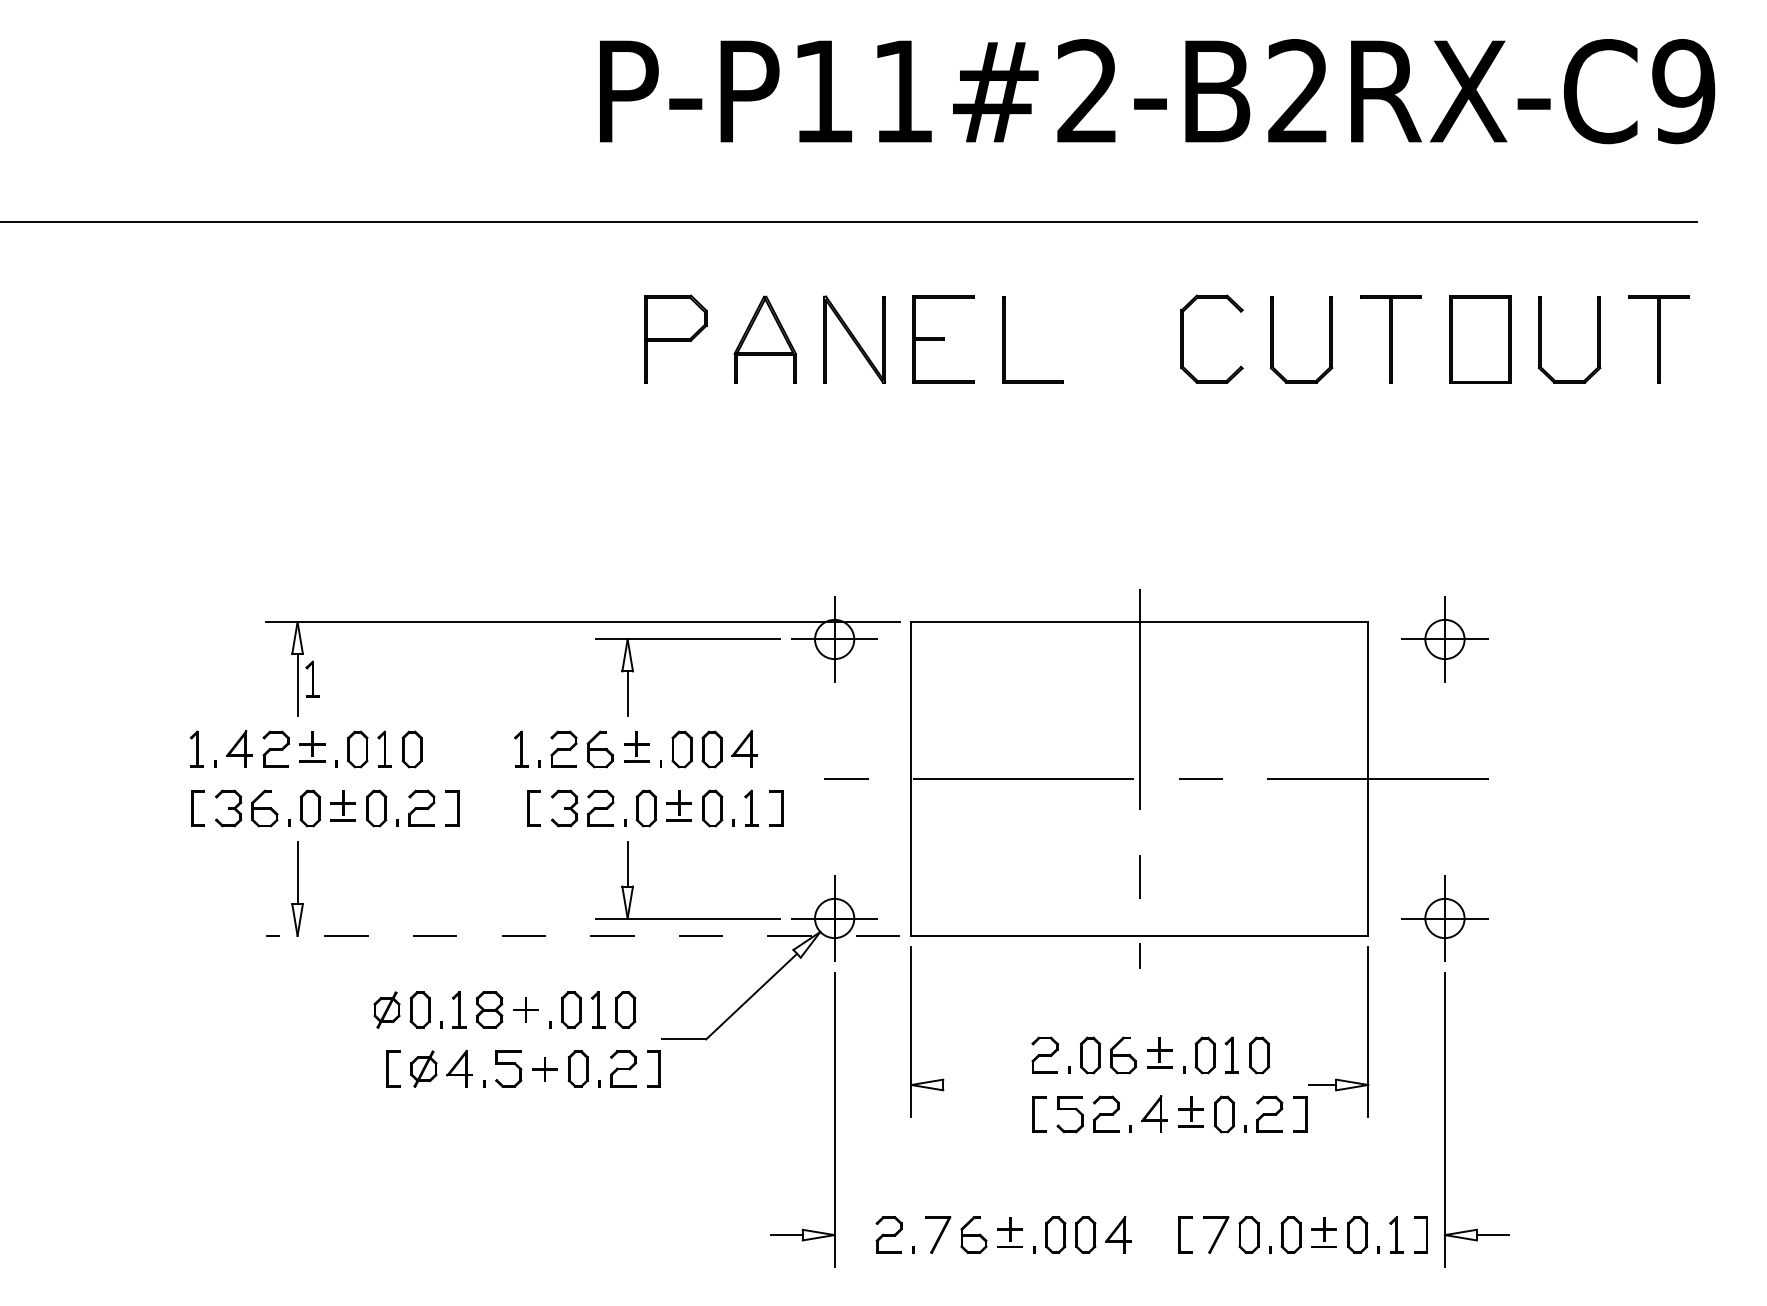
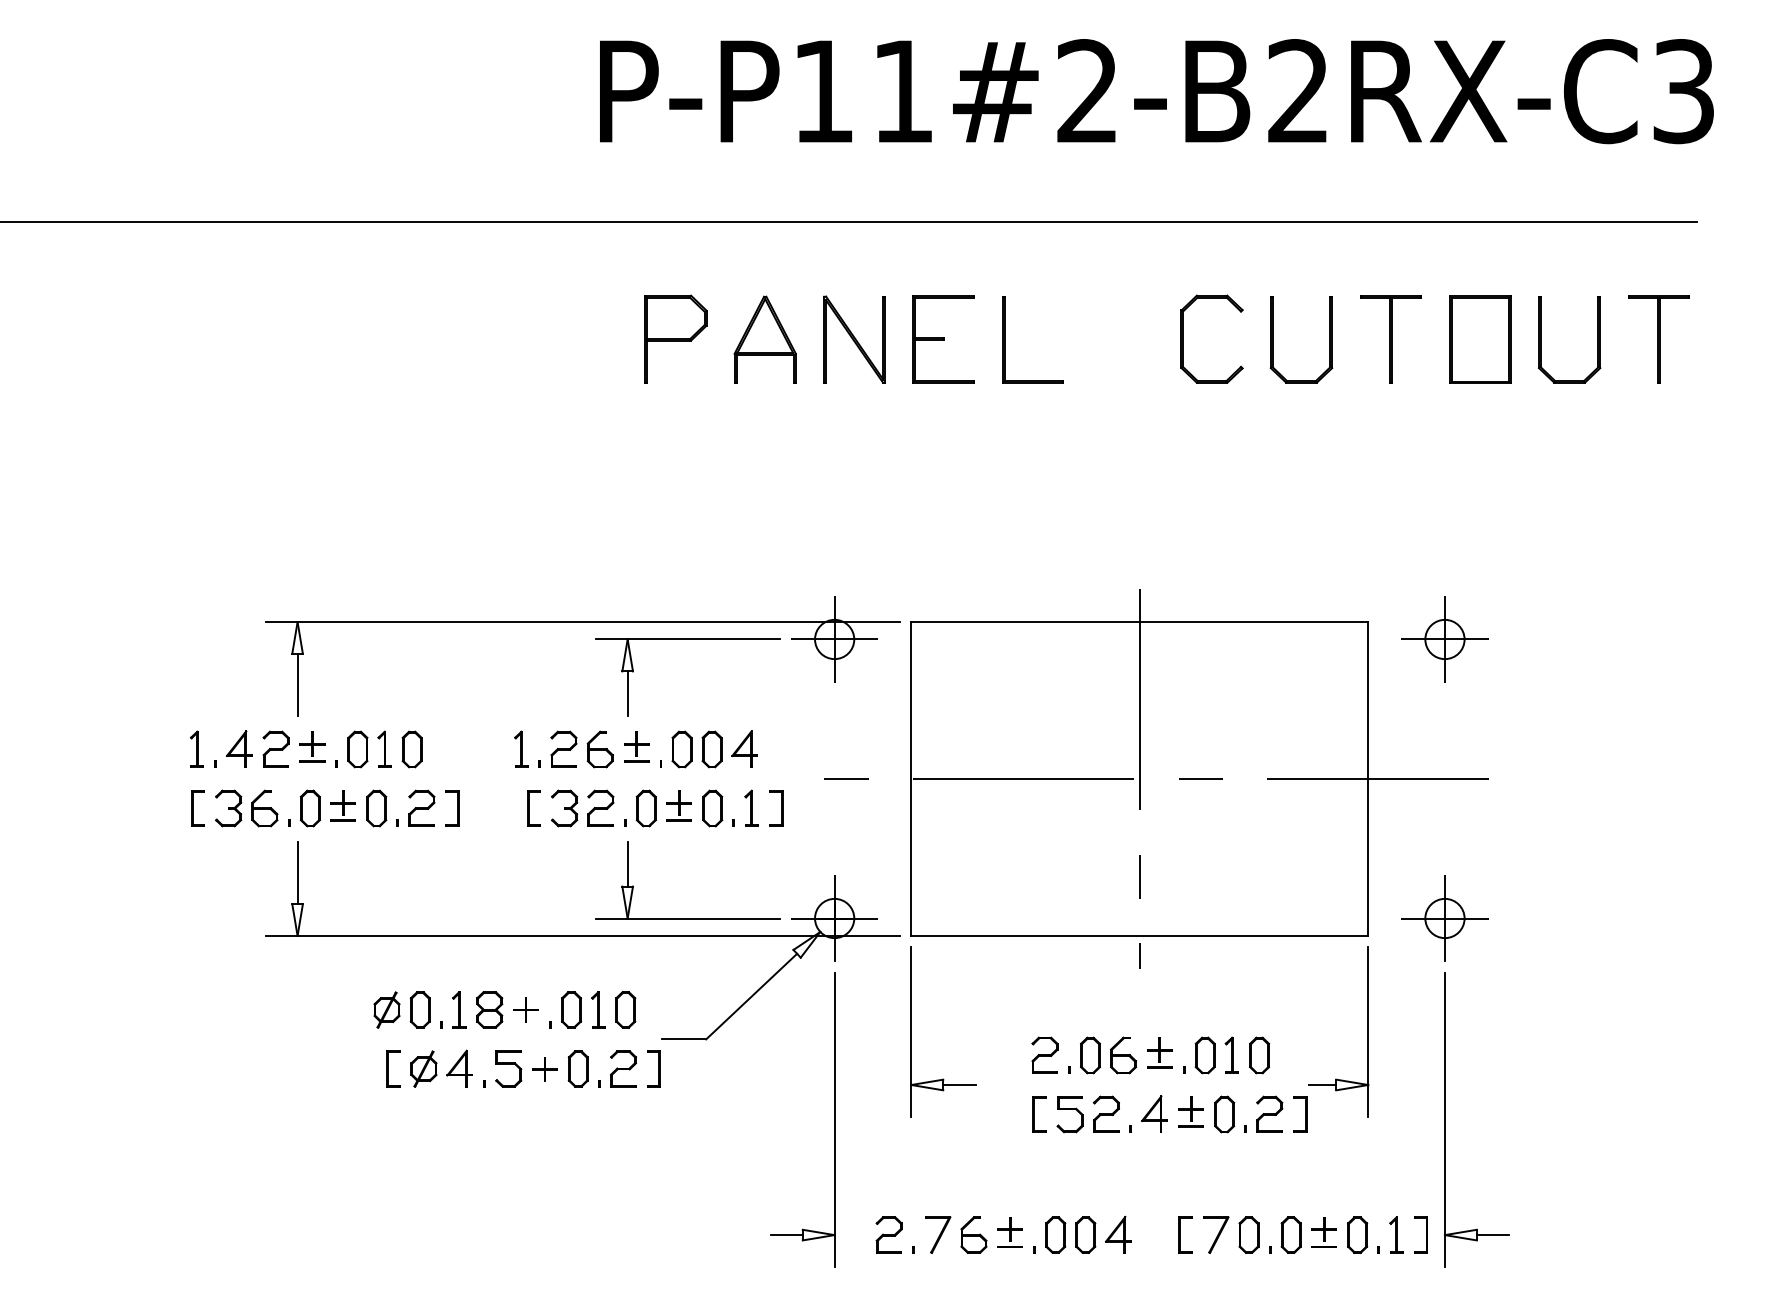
text: P-P11#2-B2RX-C9 -> P-P11#2-B2RX-C3 (1683, 91)
part: present -> none (312, 678)
line: dashed -> solid (582, 935)
line: none -> present (959, 1085)
